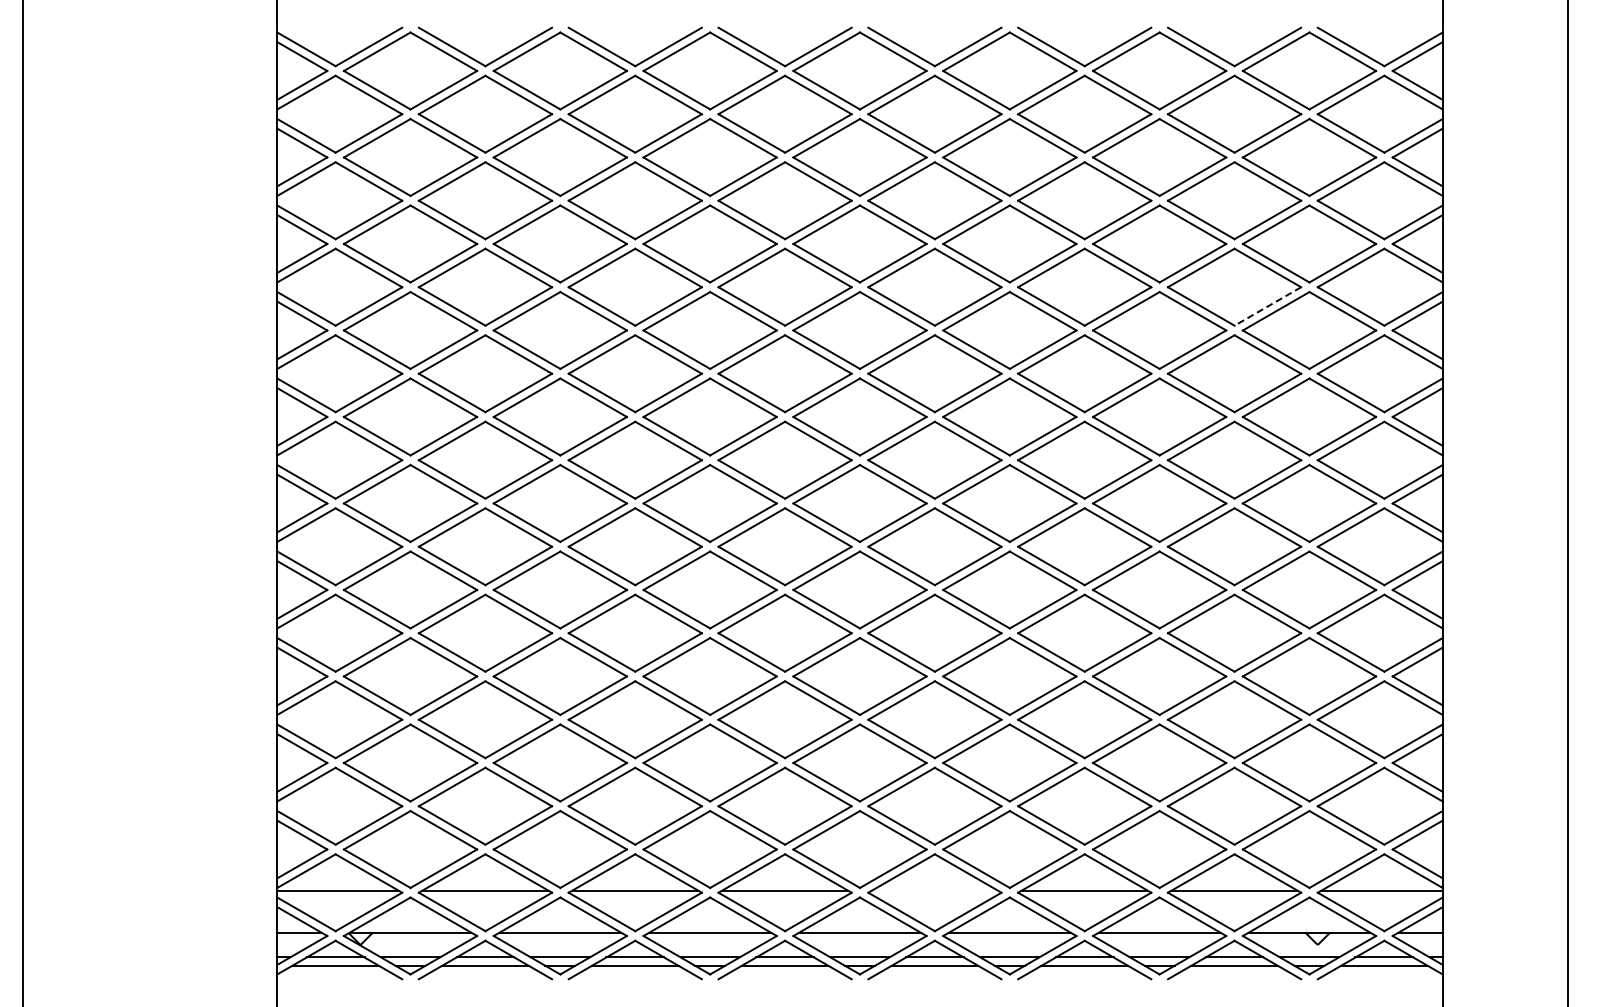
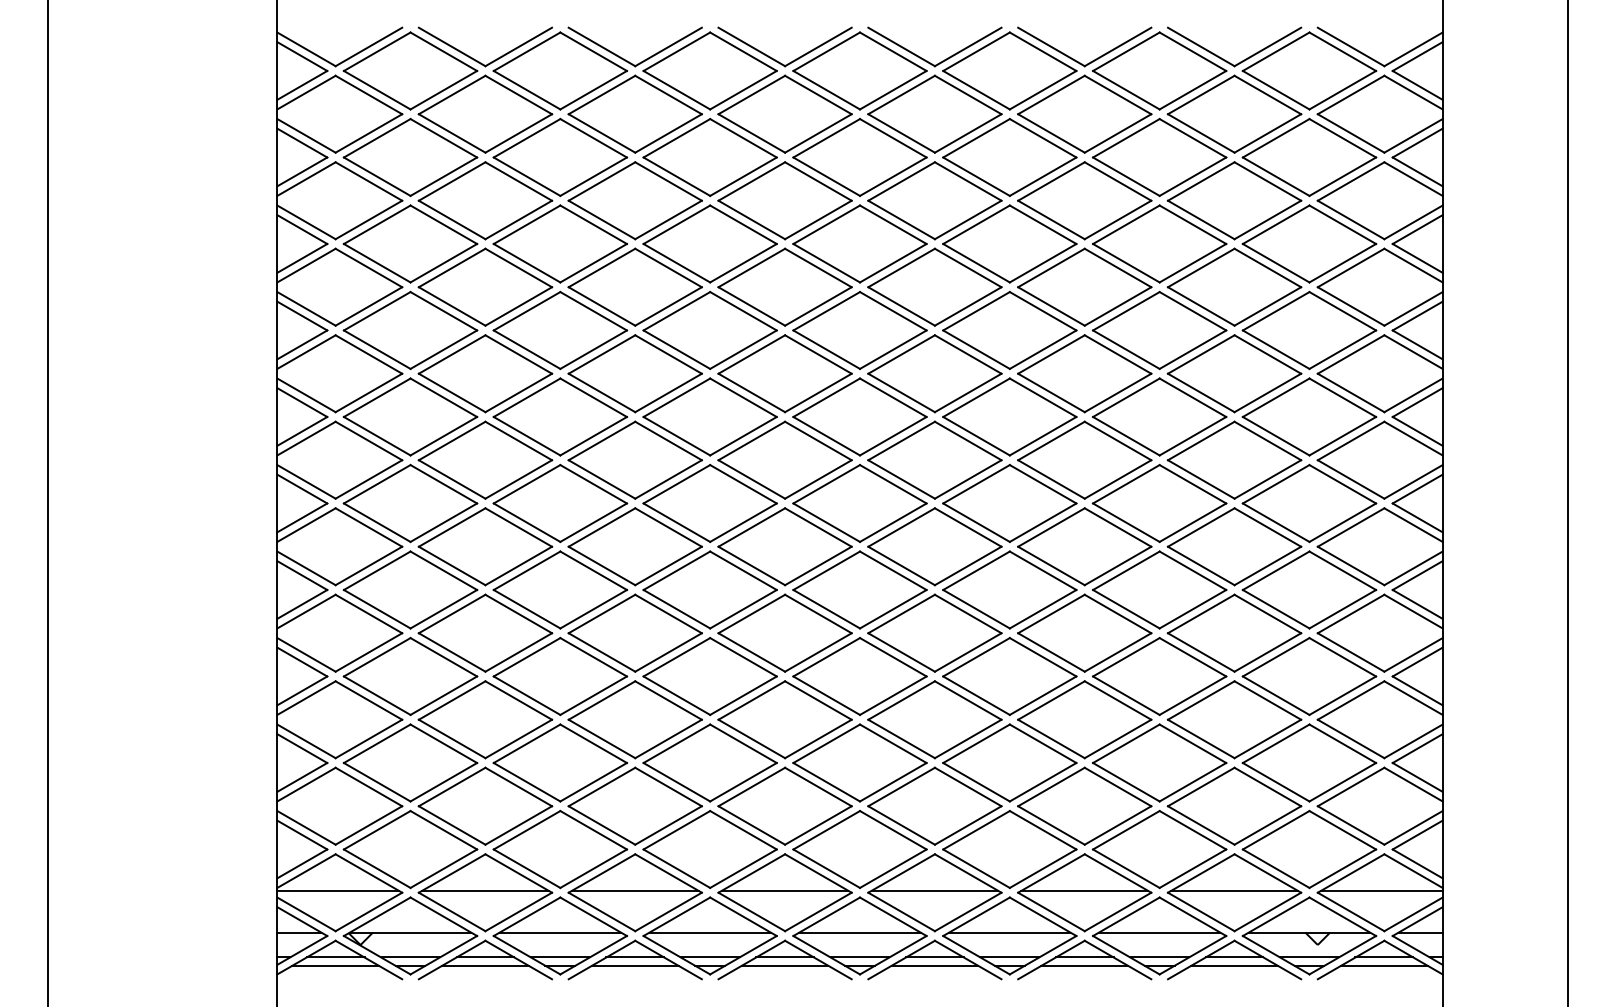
line: dashed -> solid (1267, 306)
line position: (23, 502) -> (48, 502) (48, 502)
line: none -> present (934, 890)
